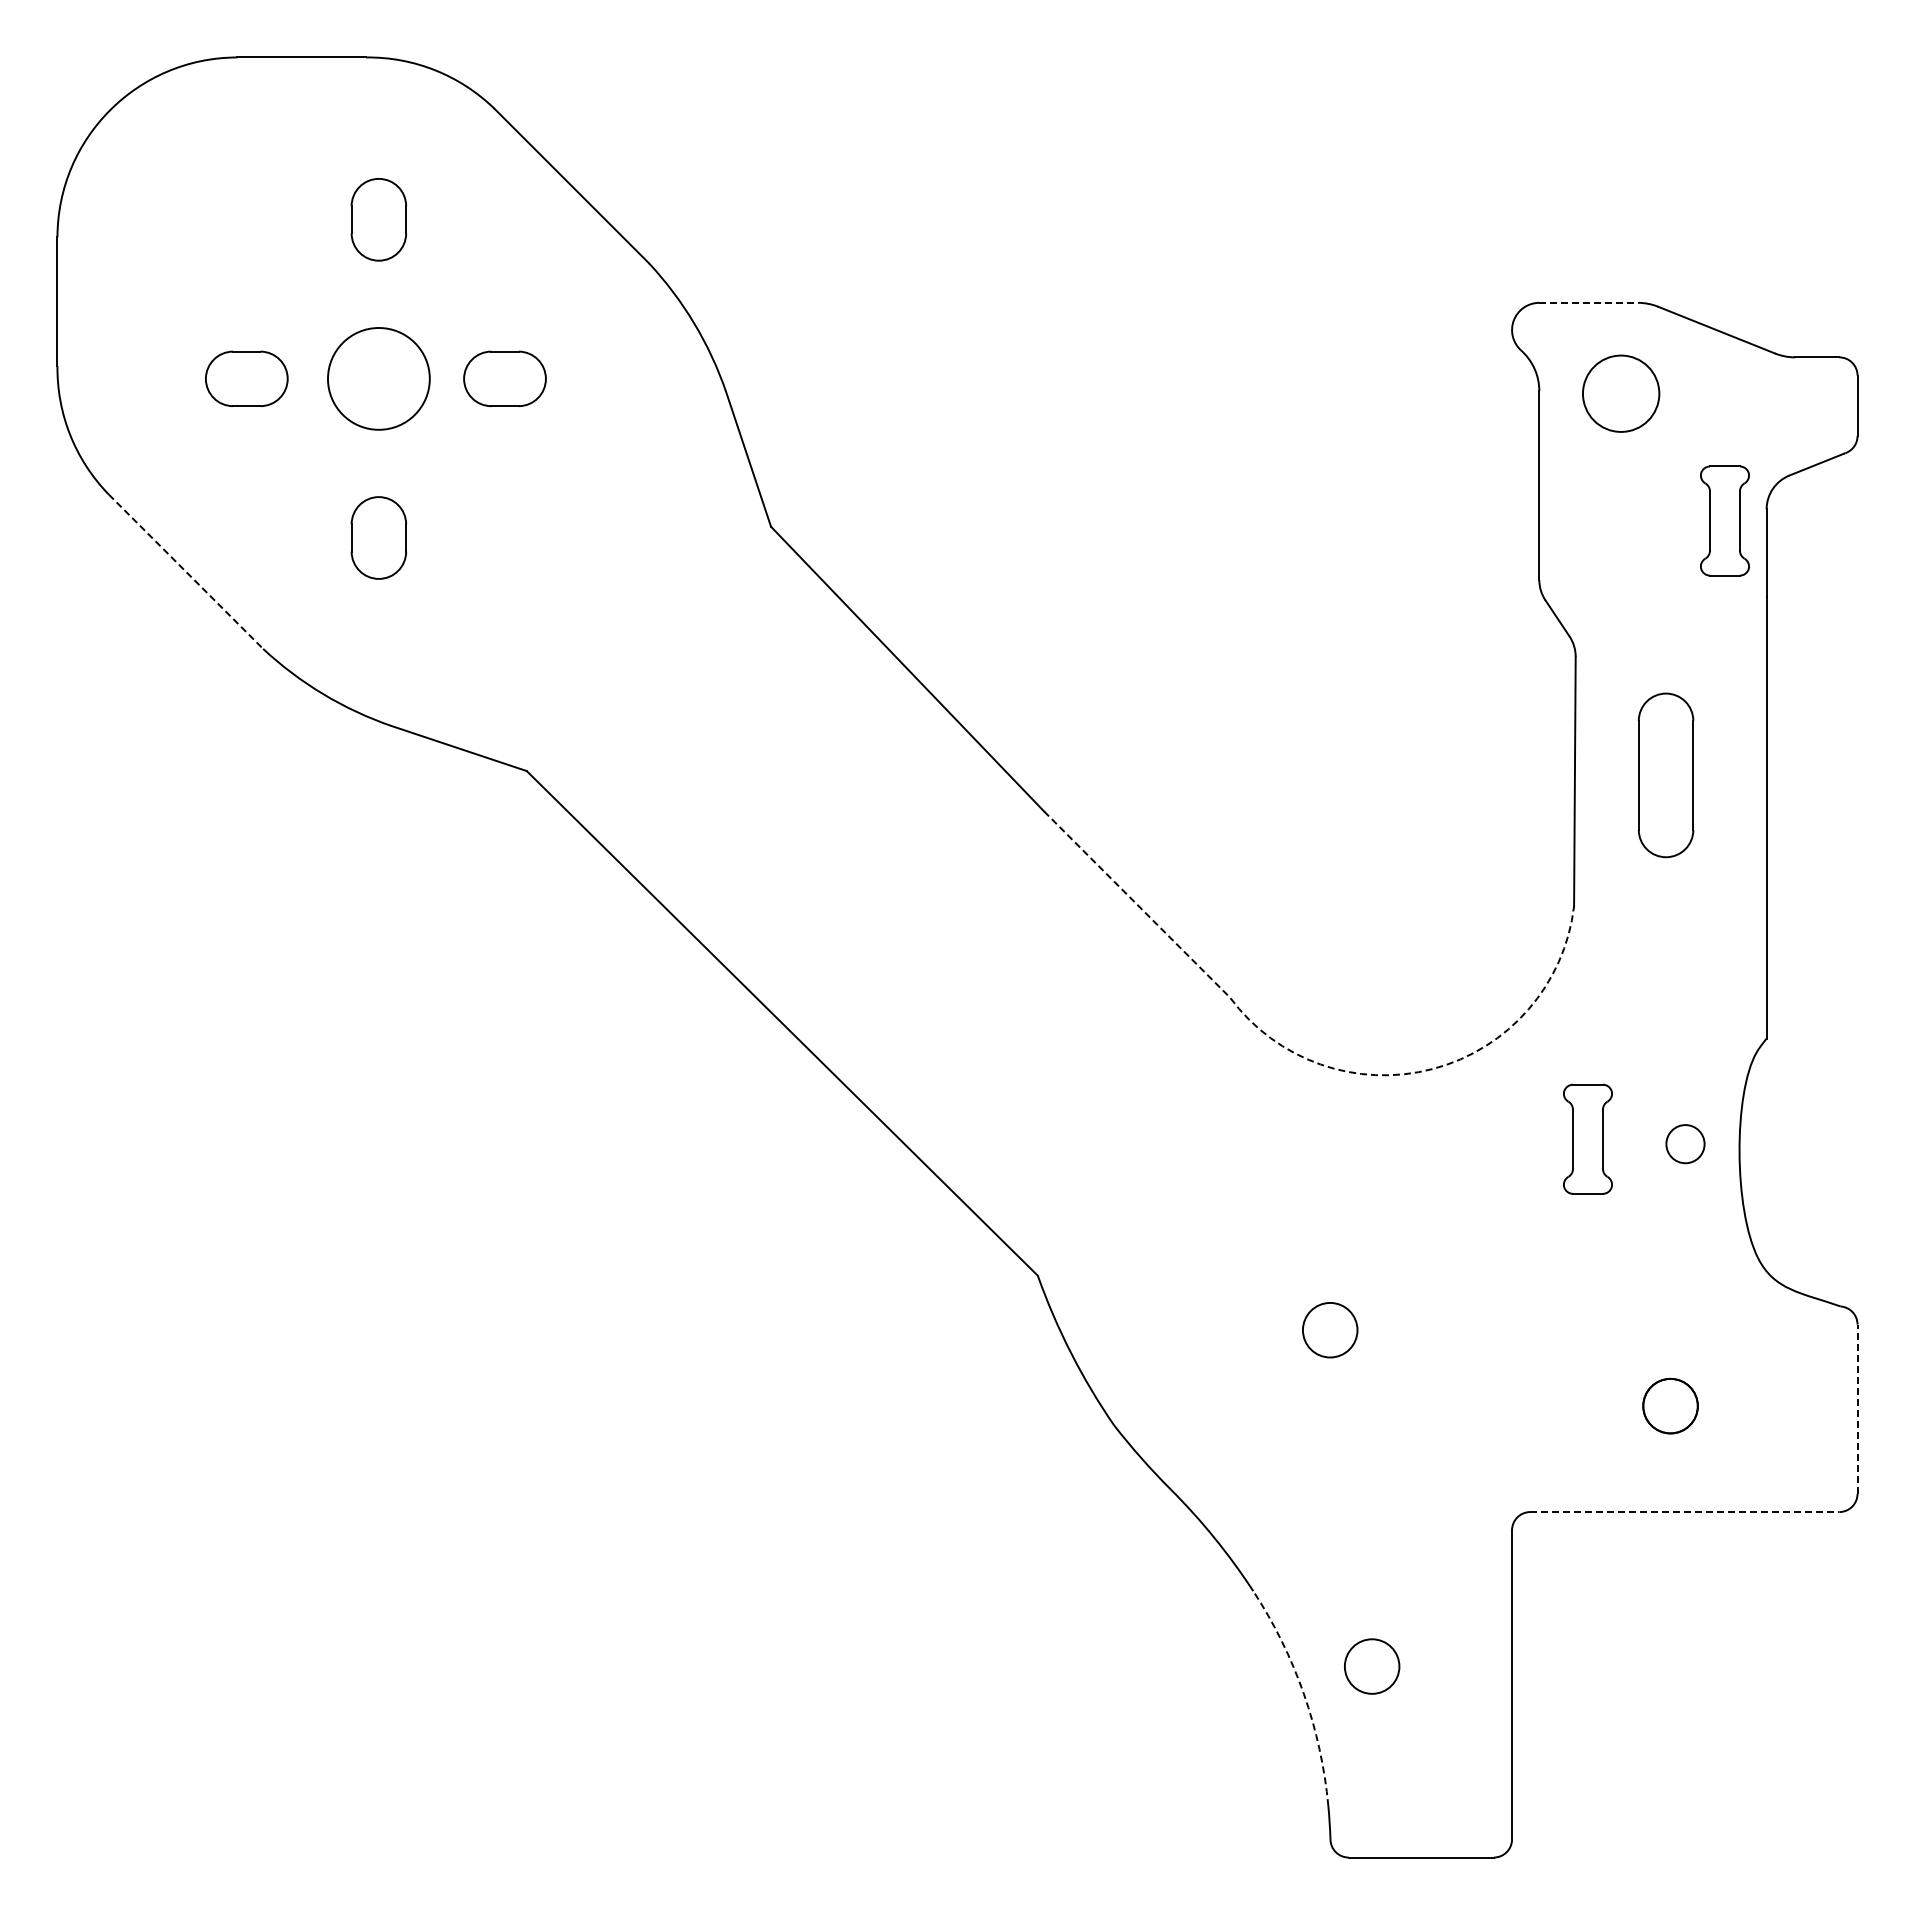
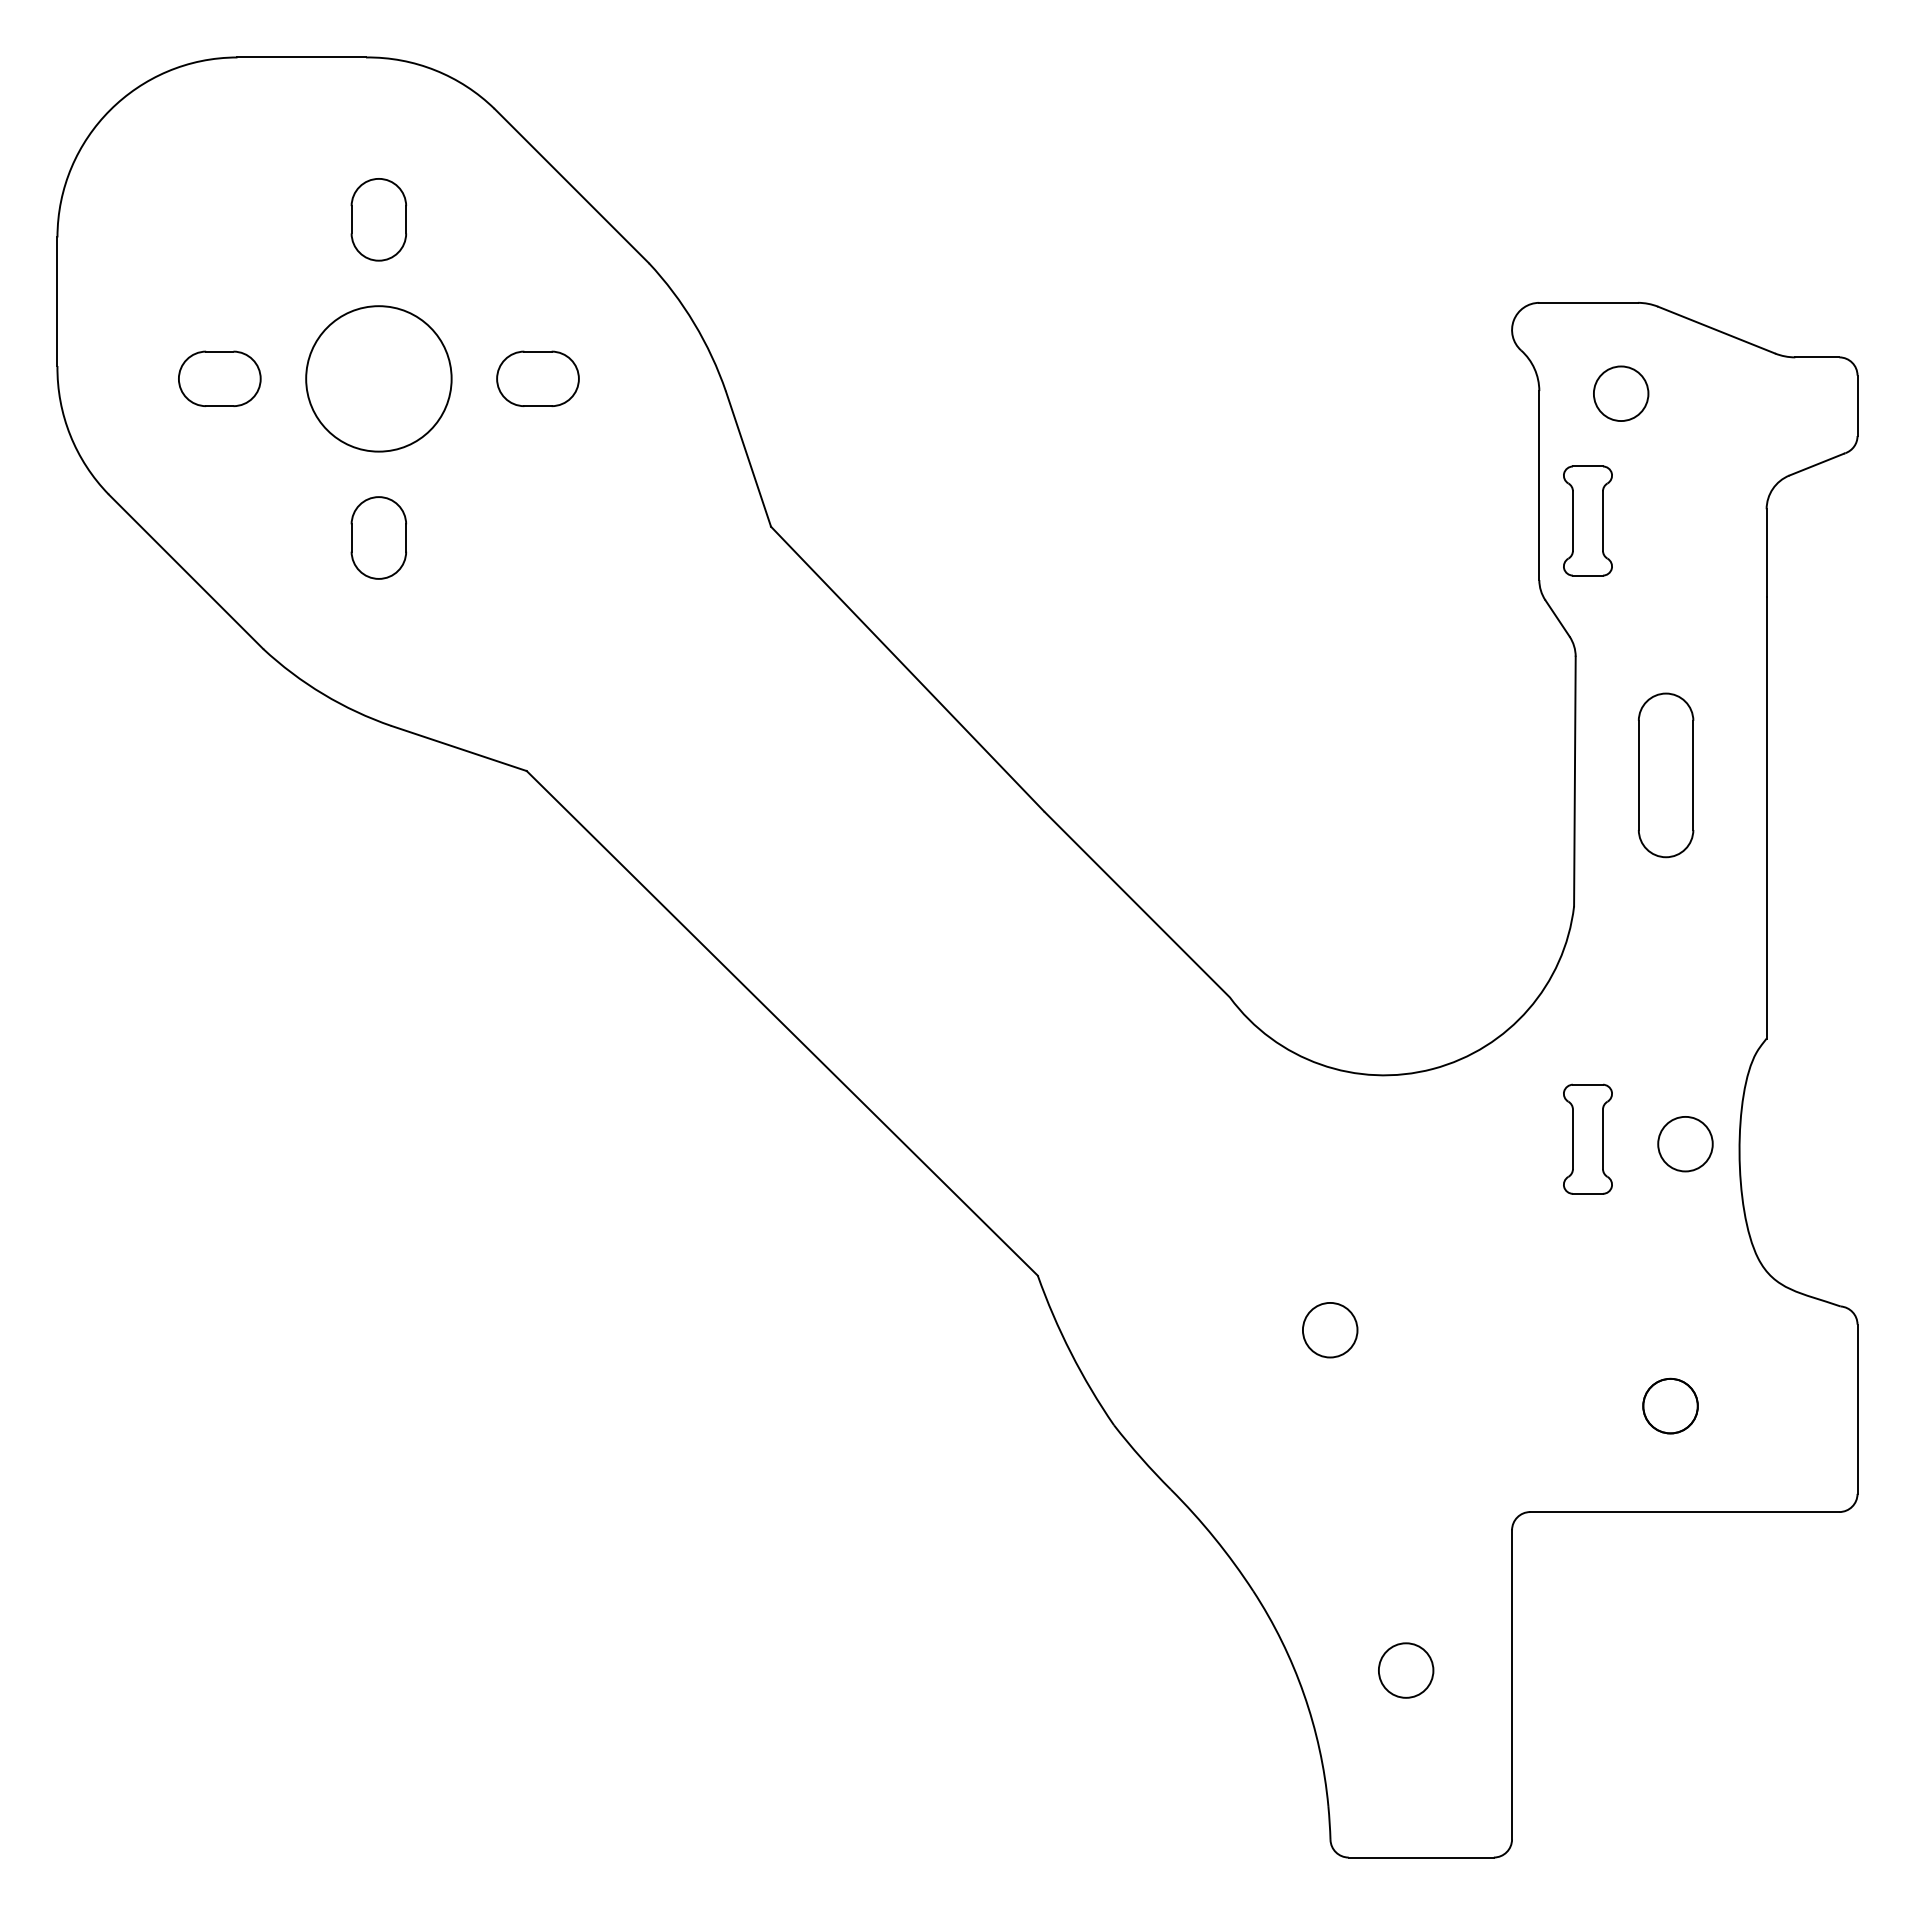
line: dashed -> solid (1589, 302)
part position: (246, 378) -> (219, 378) (219, 378)
circle diameter: 102 px -> 145 px (378, 378)
part position: (504, 378) -> (537, 378) (537, 378)
circle diameter: 76 px -> 55 px (1620, 393)
part position: (1724, 520) -> (1587, 520) (1587, 520)
line: dashed -> solid (186, 572)
line: dashed -> solid (1323, 1065)
circle diameter: 38 px -> 55 px (1685, 1143)
line: dashed -> solid (1857, 1409)
line: dashed -> solid (1684, 1512)
circle position: (1372, 1666) -> (1406, 1670) (1406, 1670)
arc: dashed -> solid (1303, 1694)
